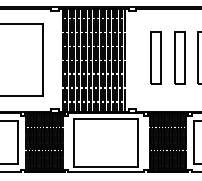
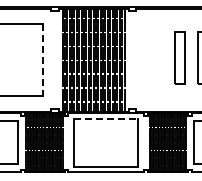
part: present -> none (155, 57)
line: solid -> dashed (42, 60)
line: solid -> dashed (106, 119)
